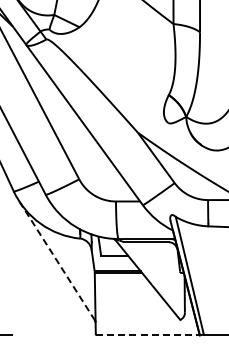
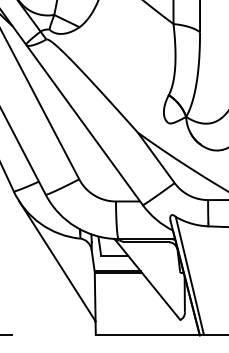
line: dashed -> solid (57, 260)
line: dashed -> solid (147, 334)
